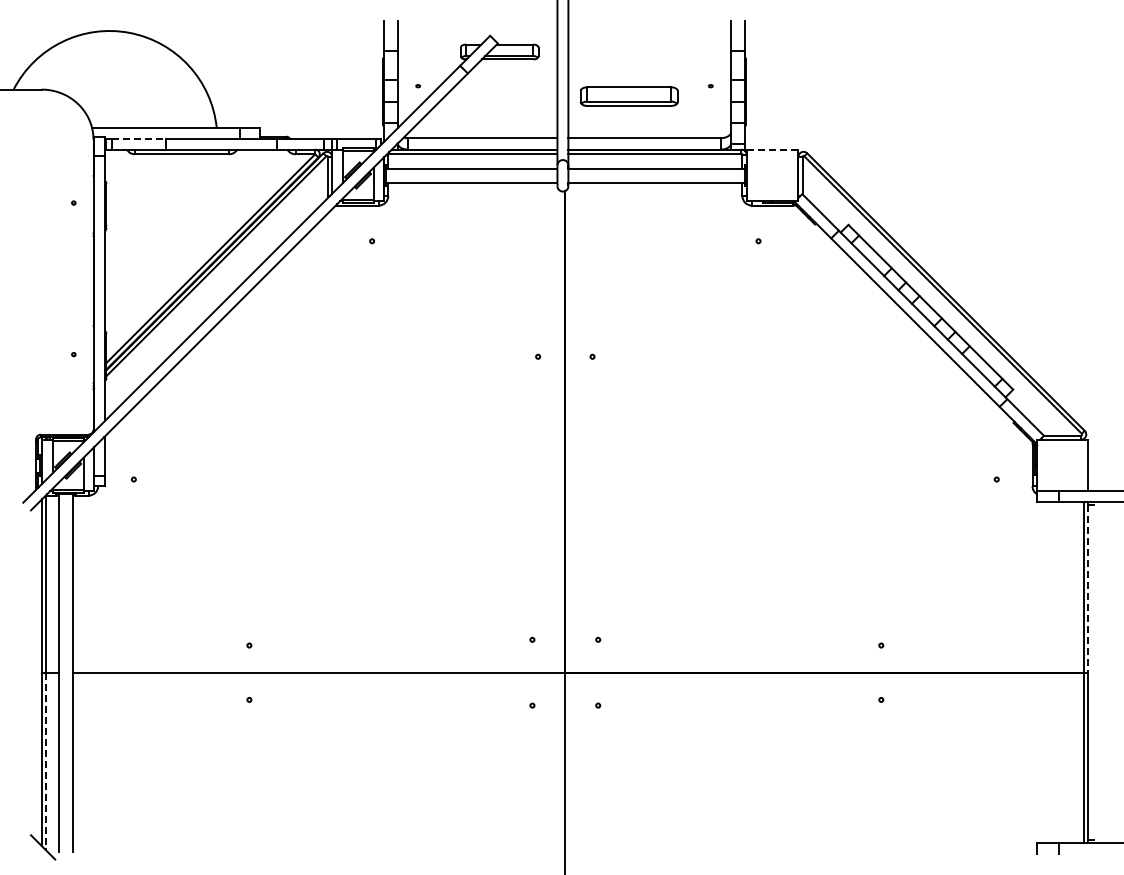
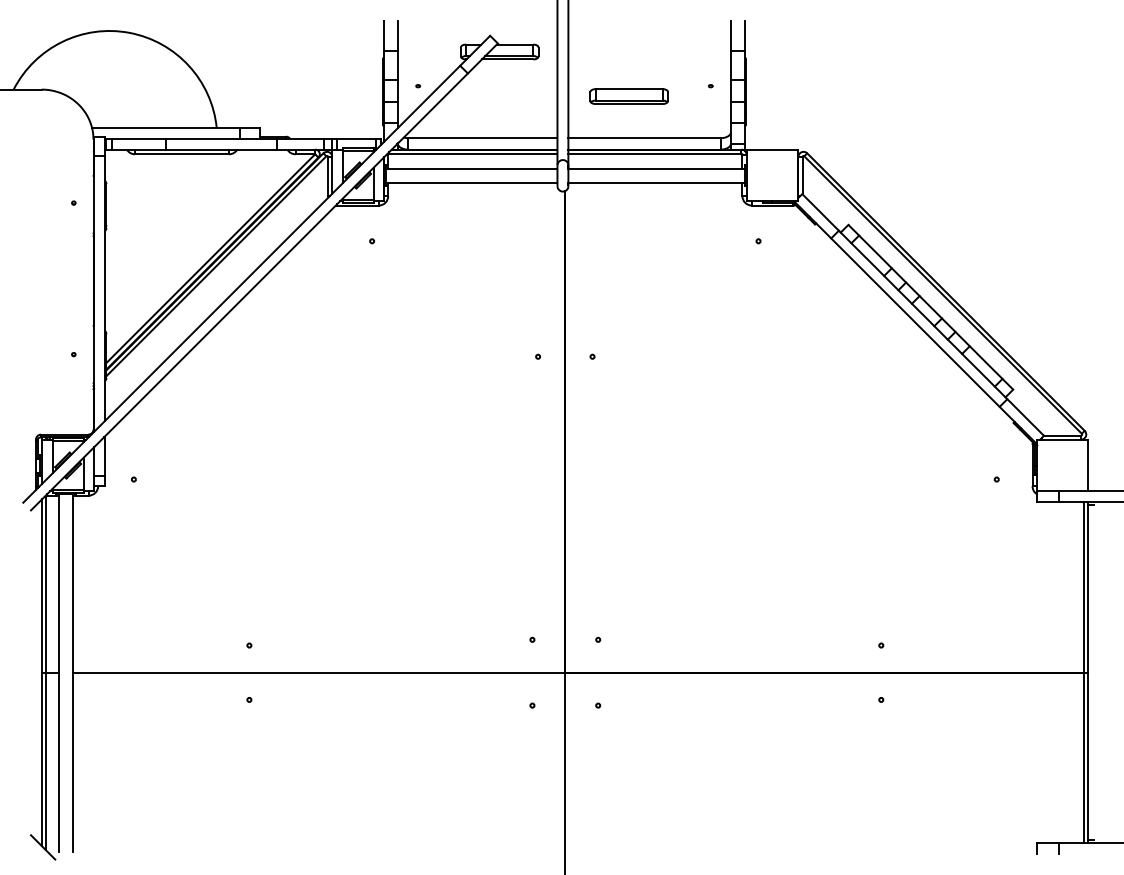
part size: 100x21 px -> 80x17 px (628, 96)
line: dashed -> solid (139, 138)
line: dashed -> solid (772, 149)
line: dashed -> solid (1088, 589)
line: dashed -> solid (46, 761)
